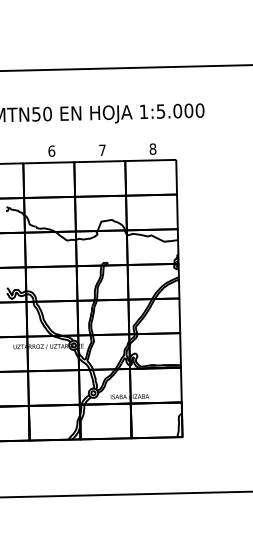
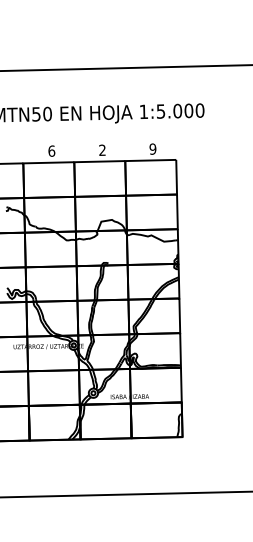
text: 8 -> 9 (152, 148)
text: 7 -> 2 (102, 149)
